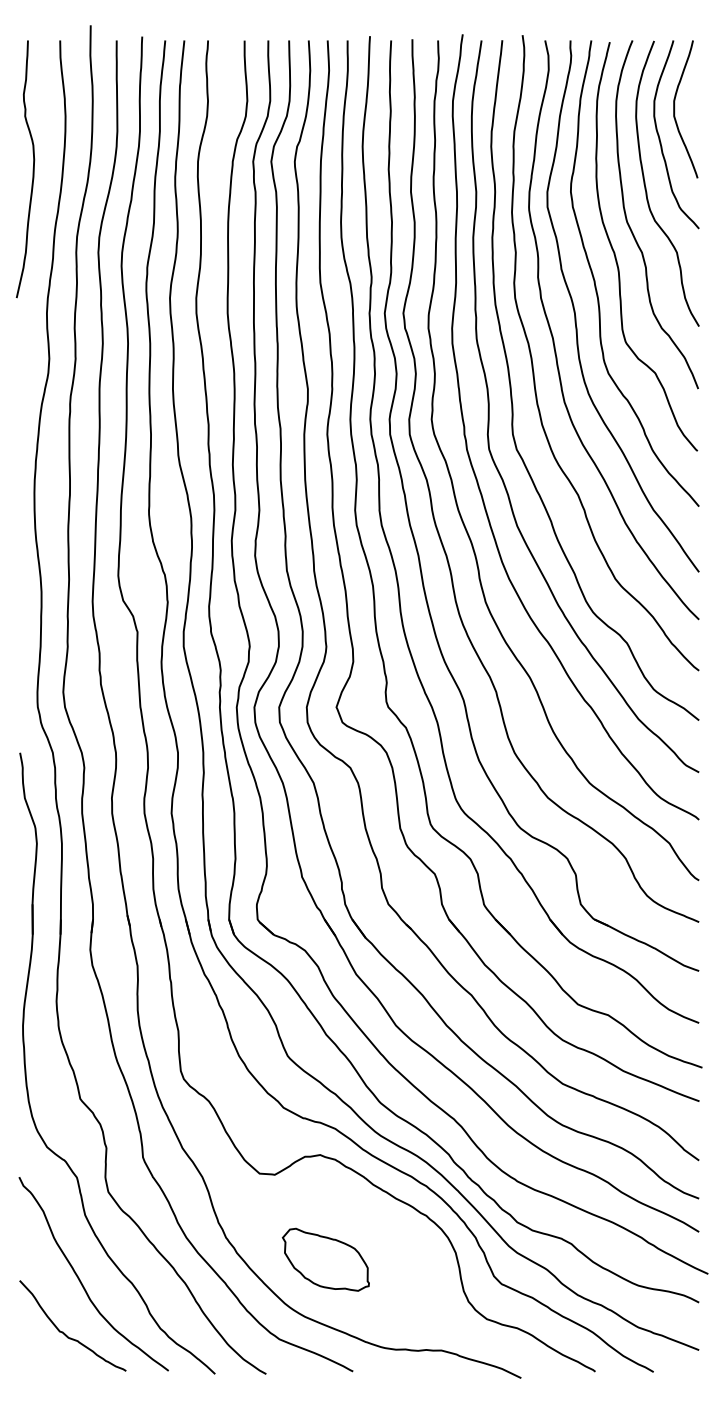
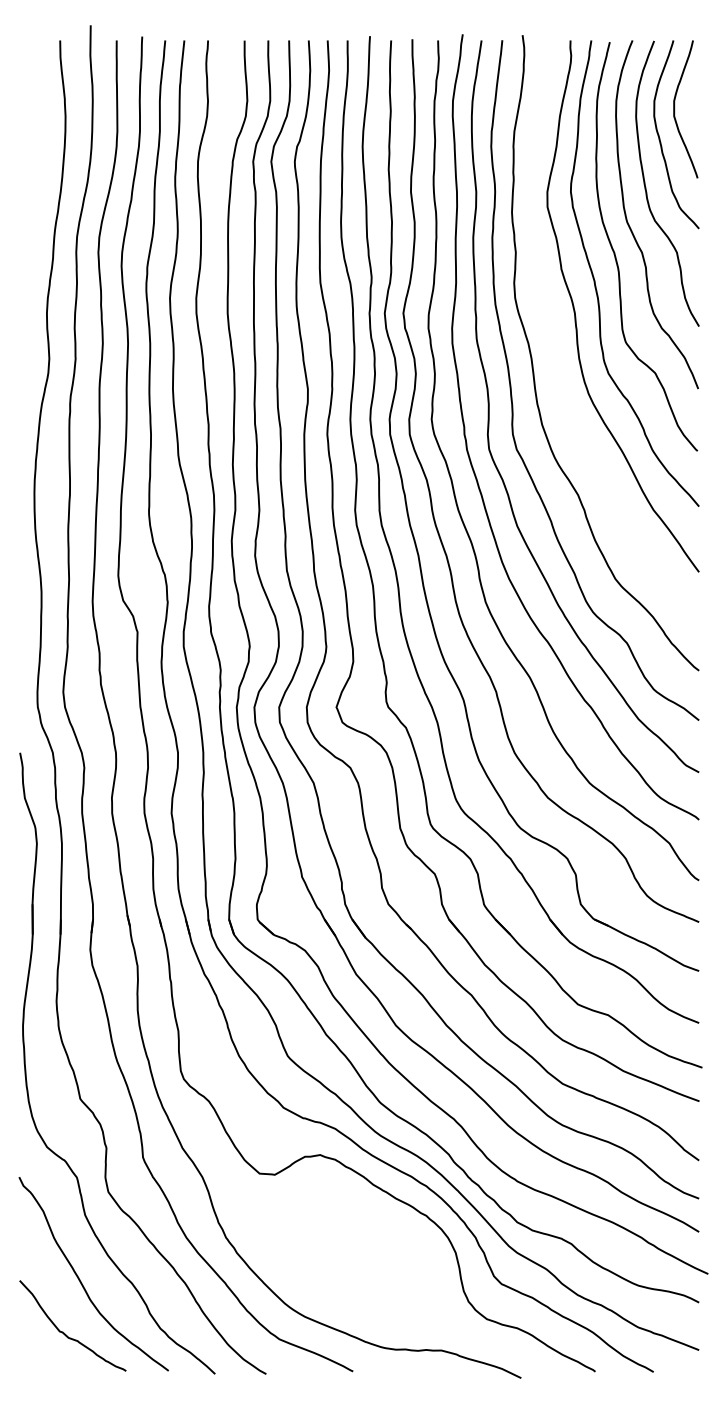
curve: present -> none (32, 169)
curve: present -> none (554, 340)
part: present -> none (325, 1259)
